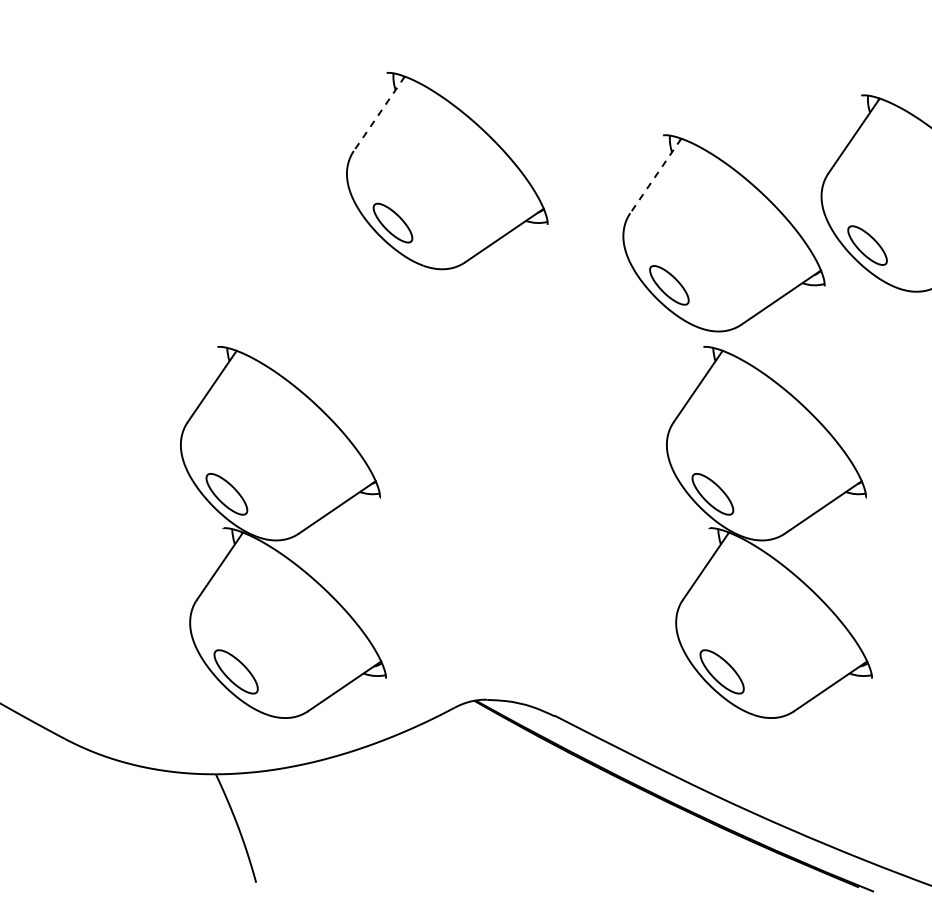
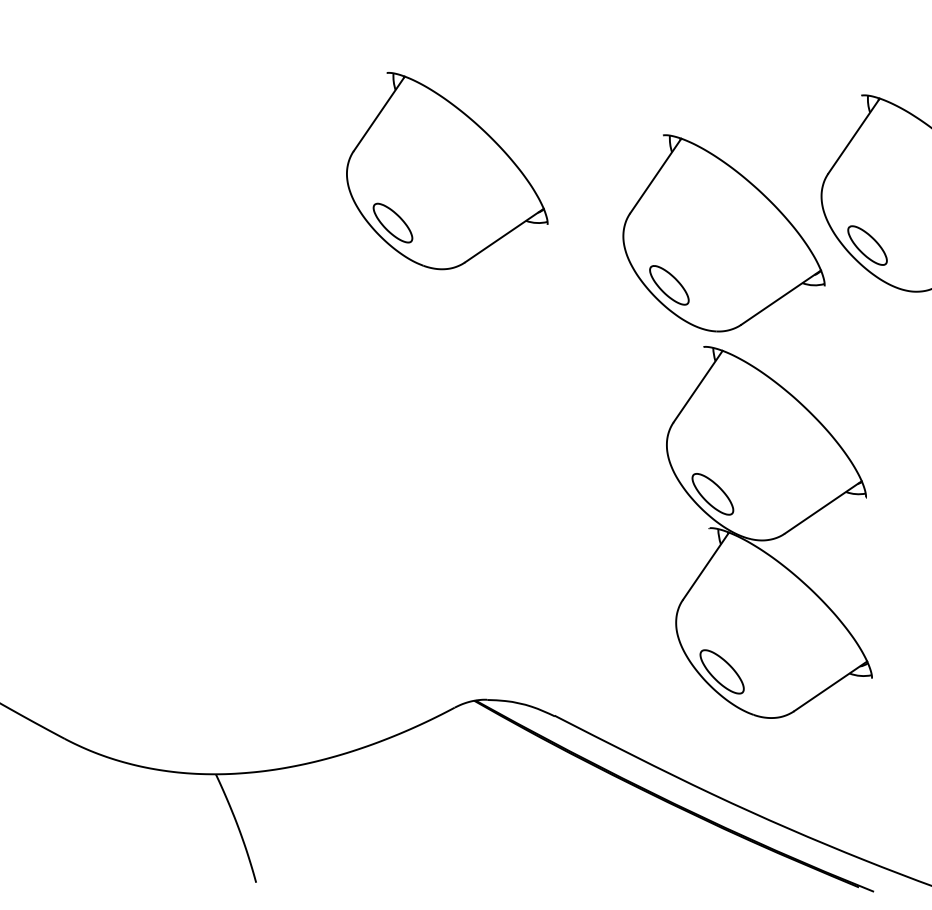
line: dashed -> solid (379, 114)
line: dashed -> solid (655, 176)
part: present -> none (283, 532)
